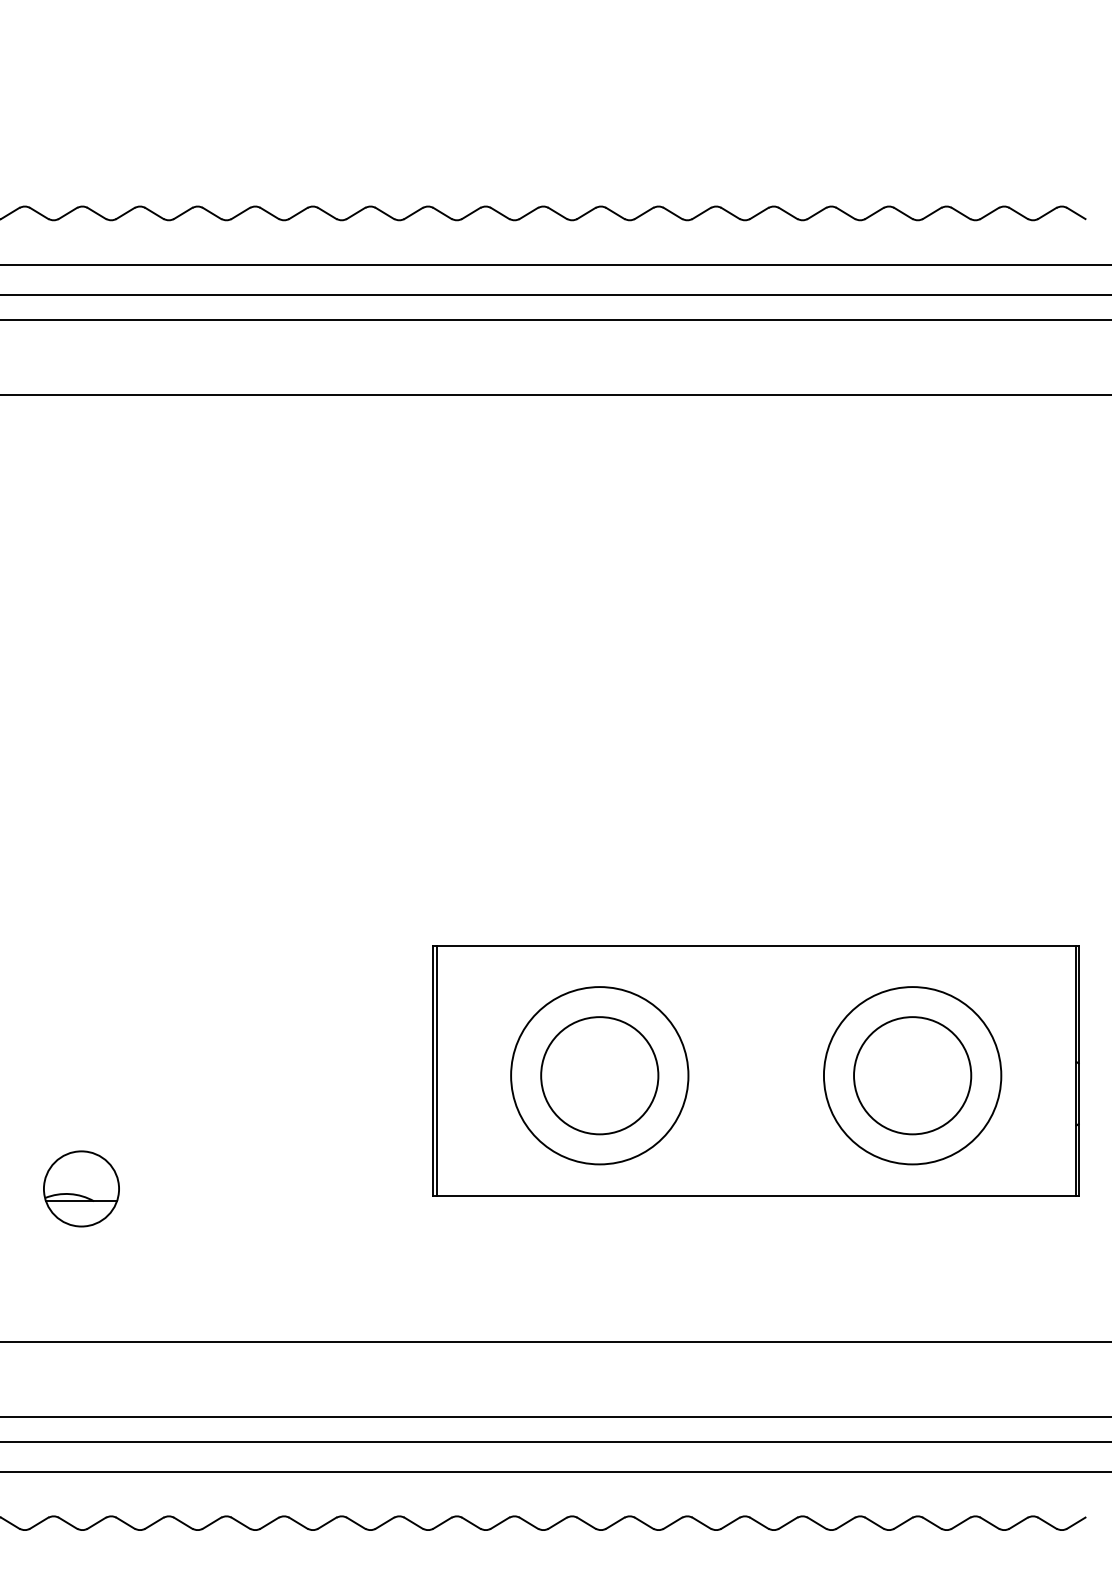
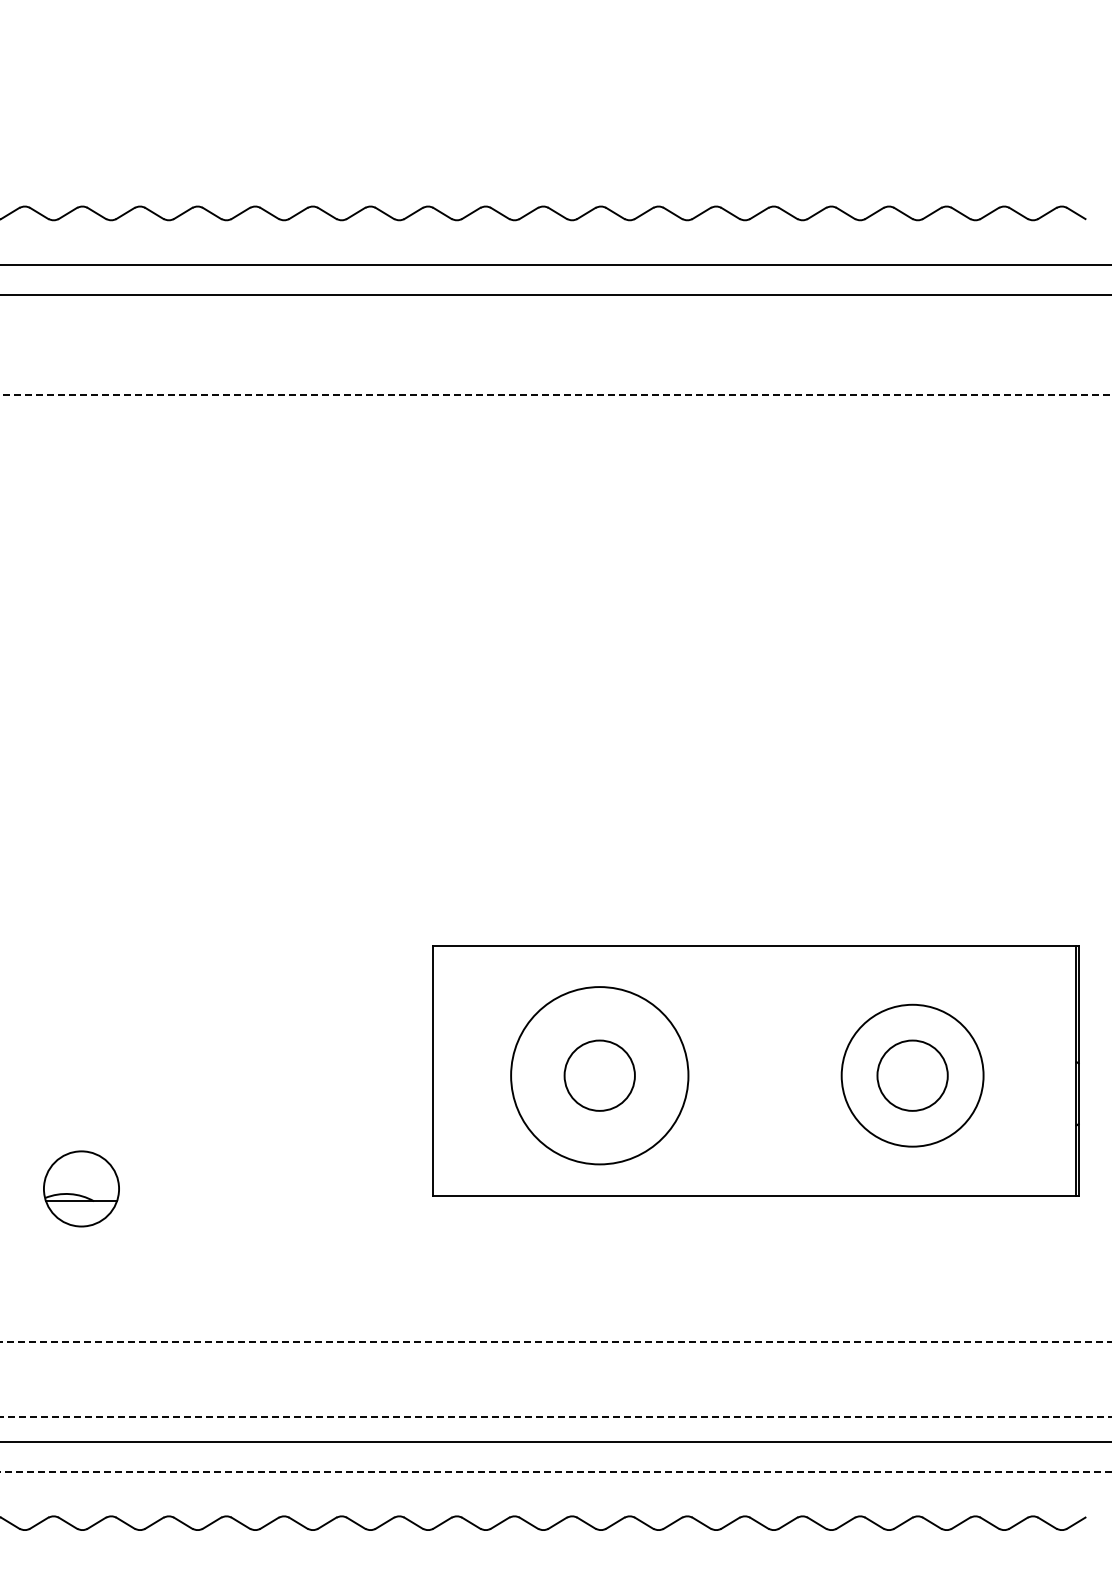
line: present -> none (555, 319)
line: solid -> dashed (555, 394)
line: present -> none (436, 1070)
circle diameter: 117 px -> 70 px (599, 1075)
circle diameter: 117 px -> 70 px (912, 1075)
circle diameter: 177 px -> 142 px (912, 1075)
line: solid -> dashed (556, 1341)
line: solid -> dashed (556, 1416)
line: solid -> dashed (555, 1471)
